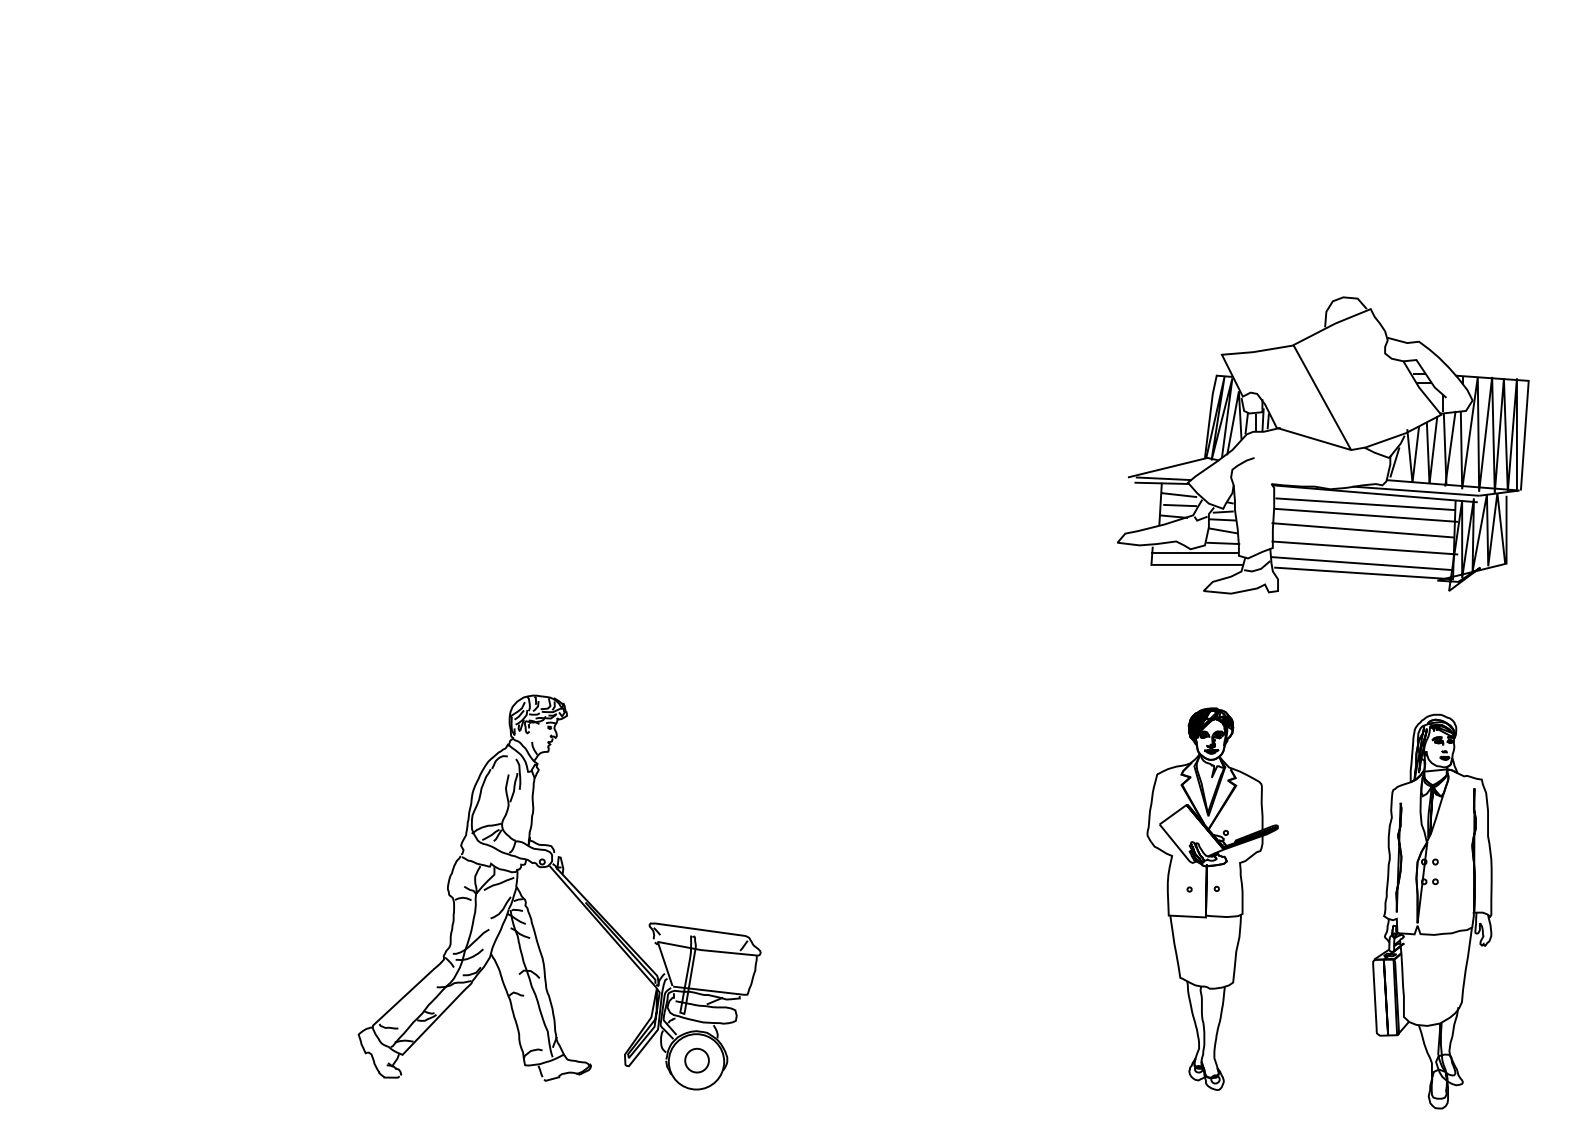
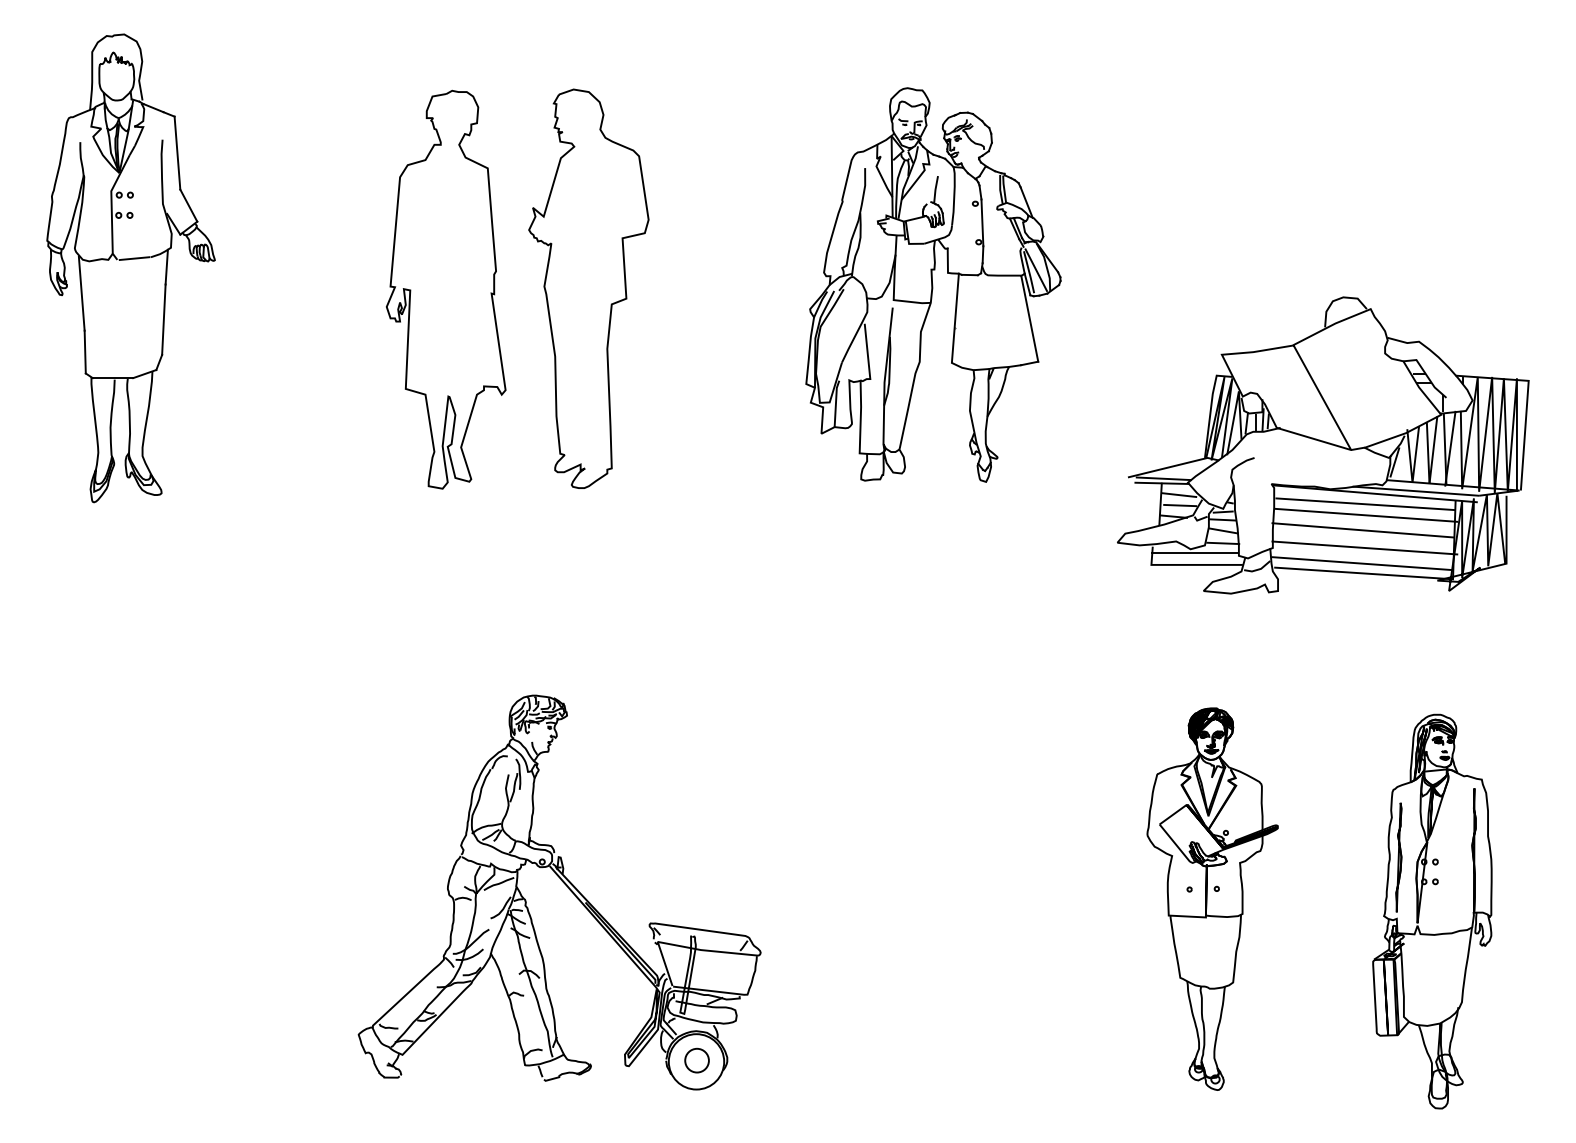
part: none -> present (130, 268)
part: none -> present (933, 284)
part: none -> present (495, 288)
